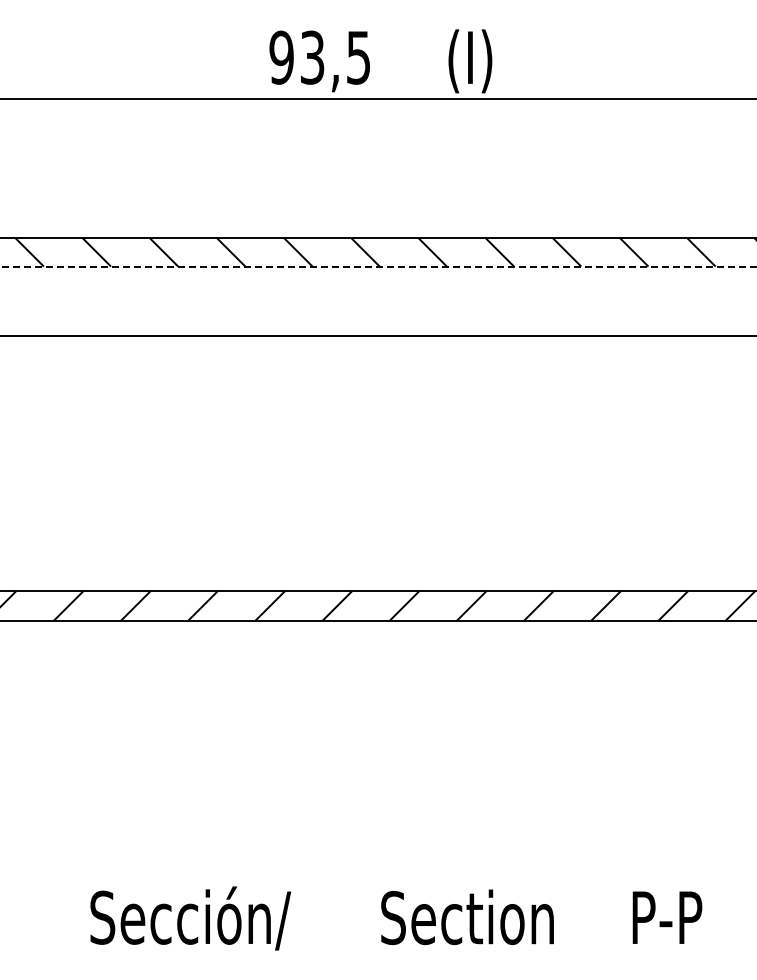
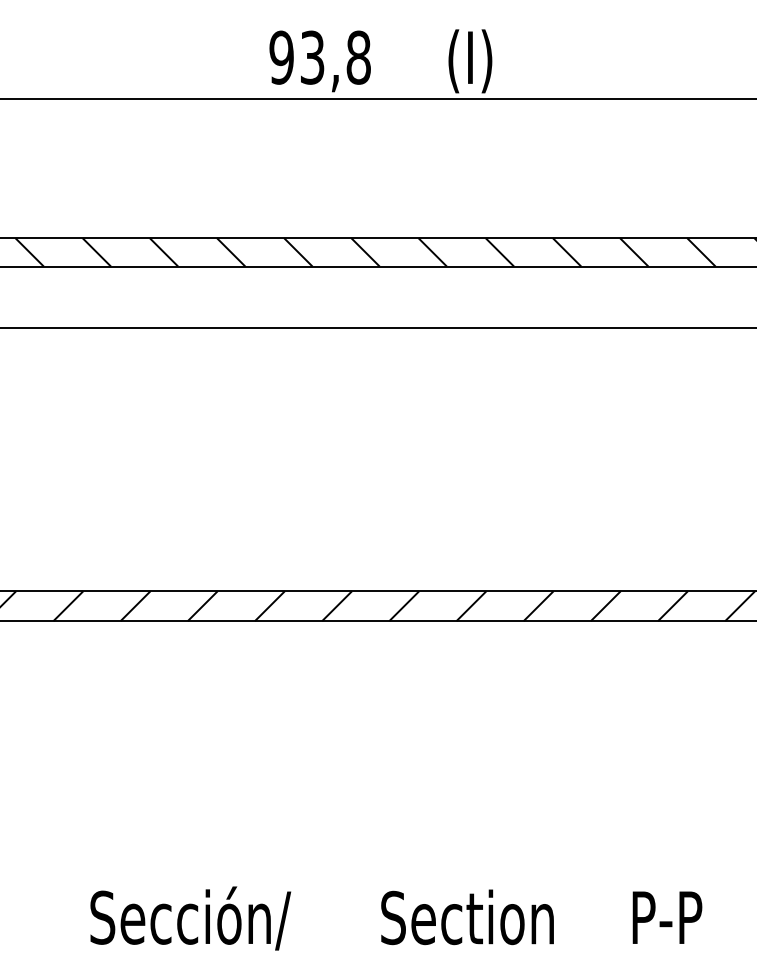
text: 93,5 -> 93,8 (358, 57)
line: dashed -> solid (378, 266)
line position: (377, 335) -> (377, 327) (377, 327)
